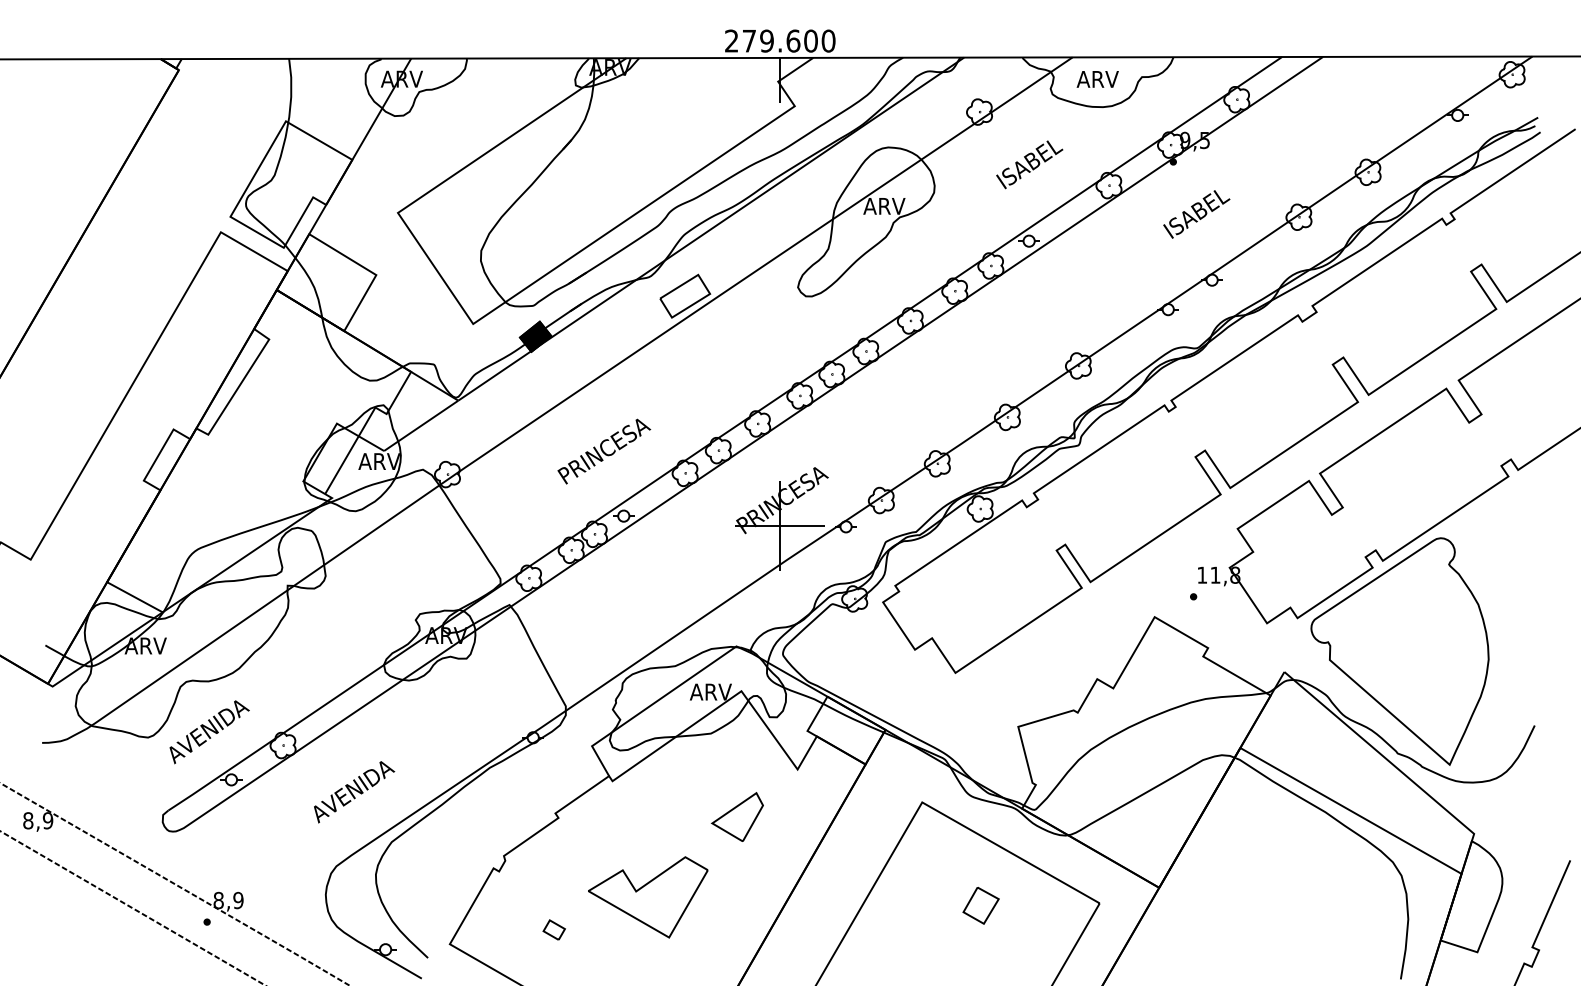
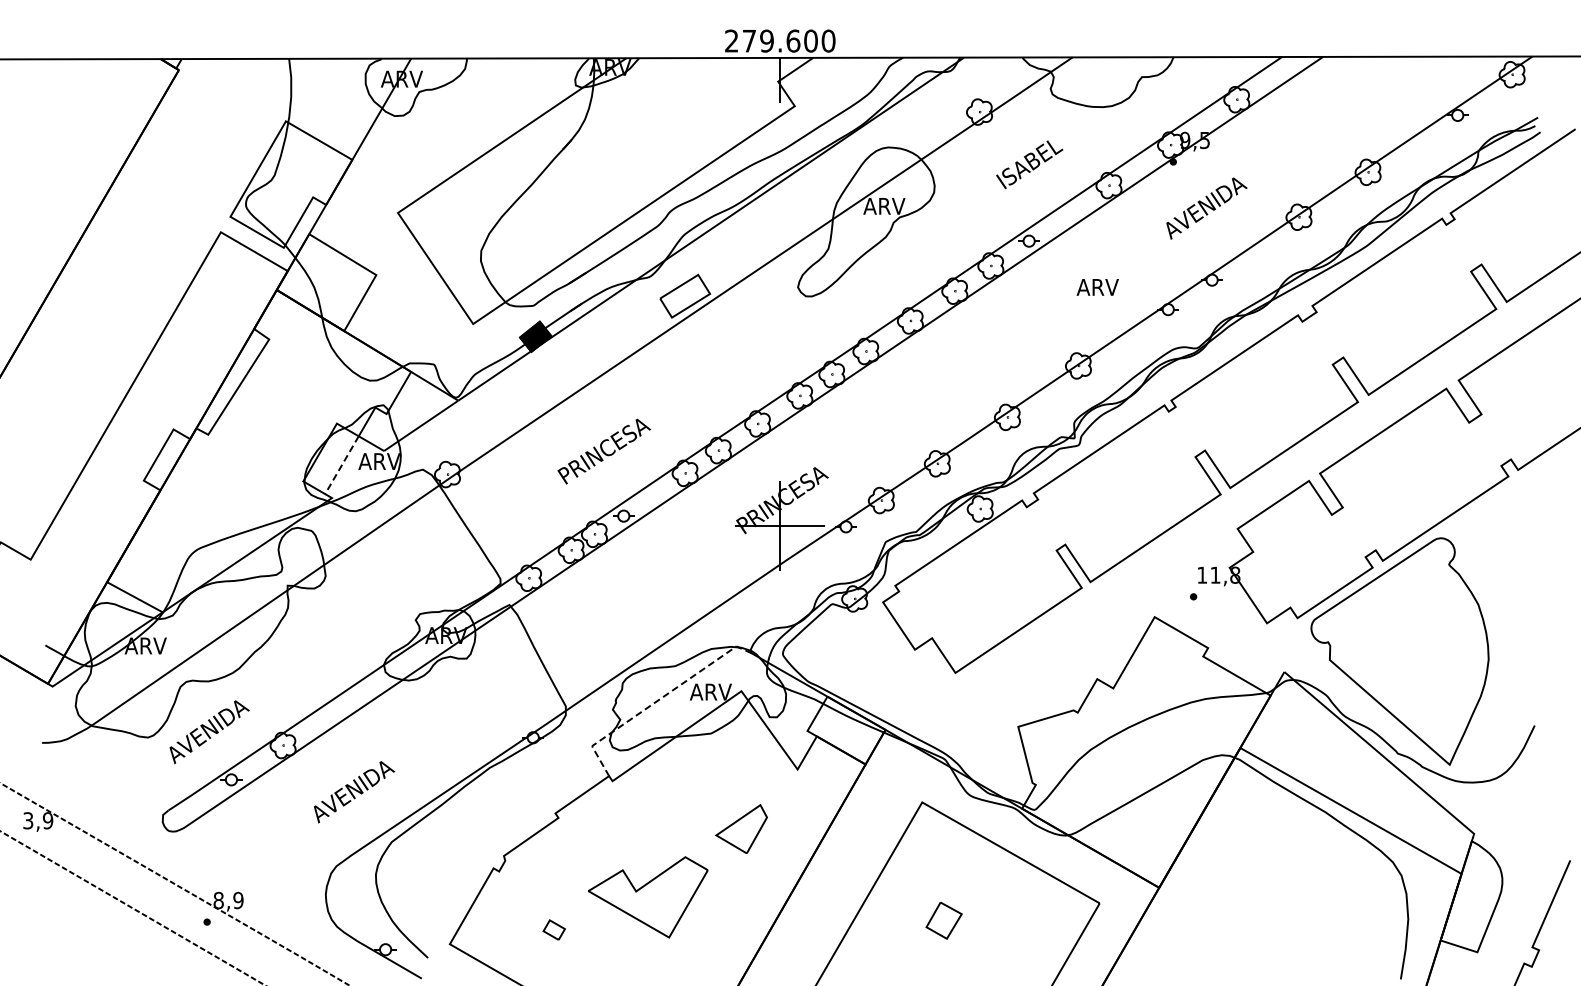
text position: (1097, 79) -> (1097, 287) (1097, 287)
text: ISABEL -> AVENIDA (1205, 208)
line: solid -> dashed (341, 465)
line: solid -> dashed (656, 701)
part position: (737, 816) -> (741, 828) (741, 828)
text: 8,9 -> 3,9 (28, 820)
part position: (980, 905) -> (943, 920) (943, 920)
